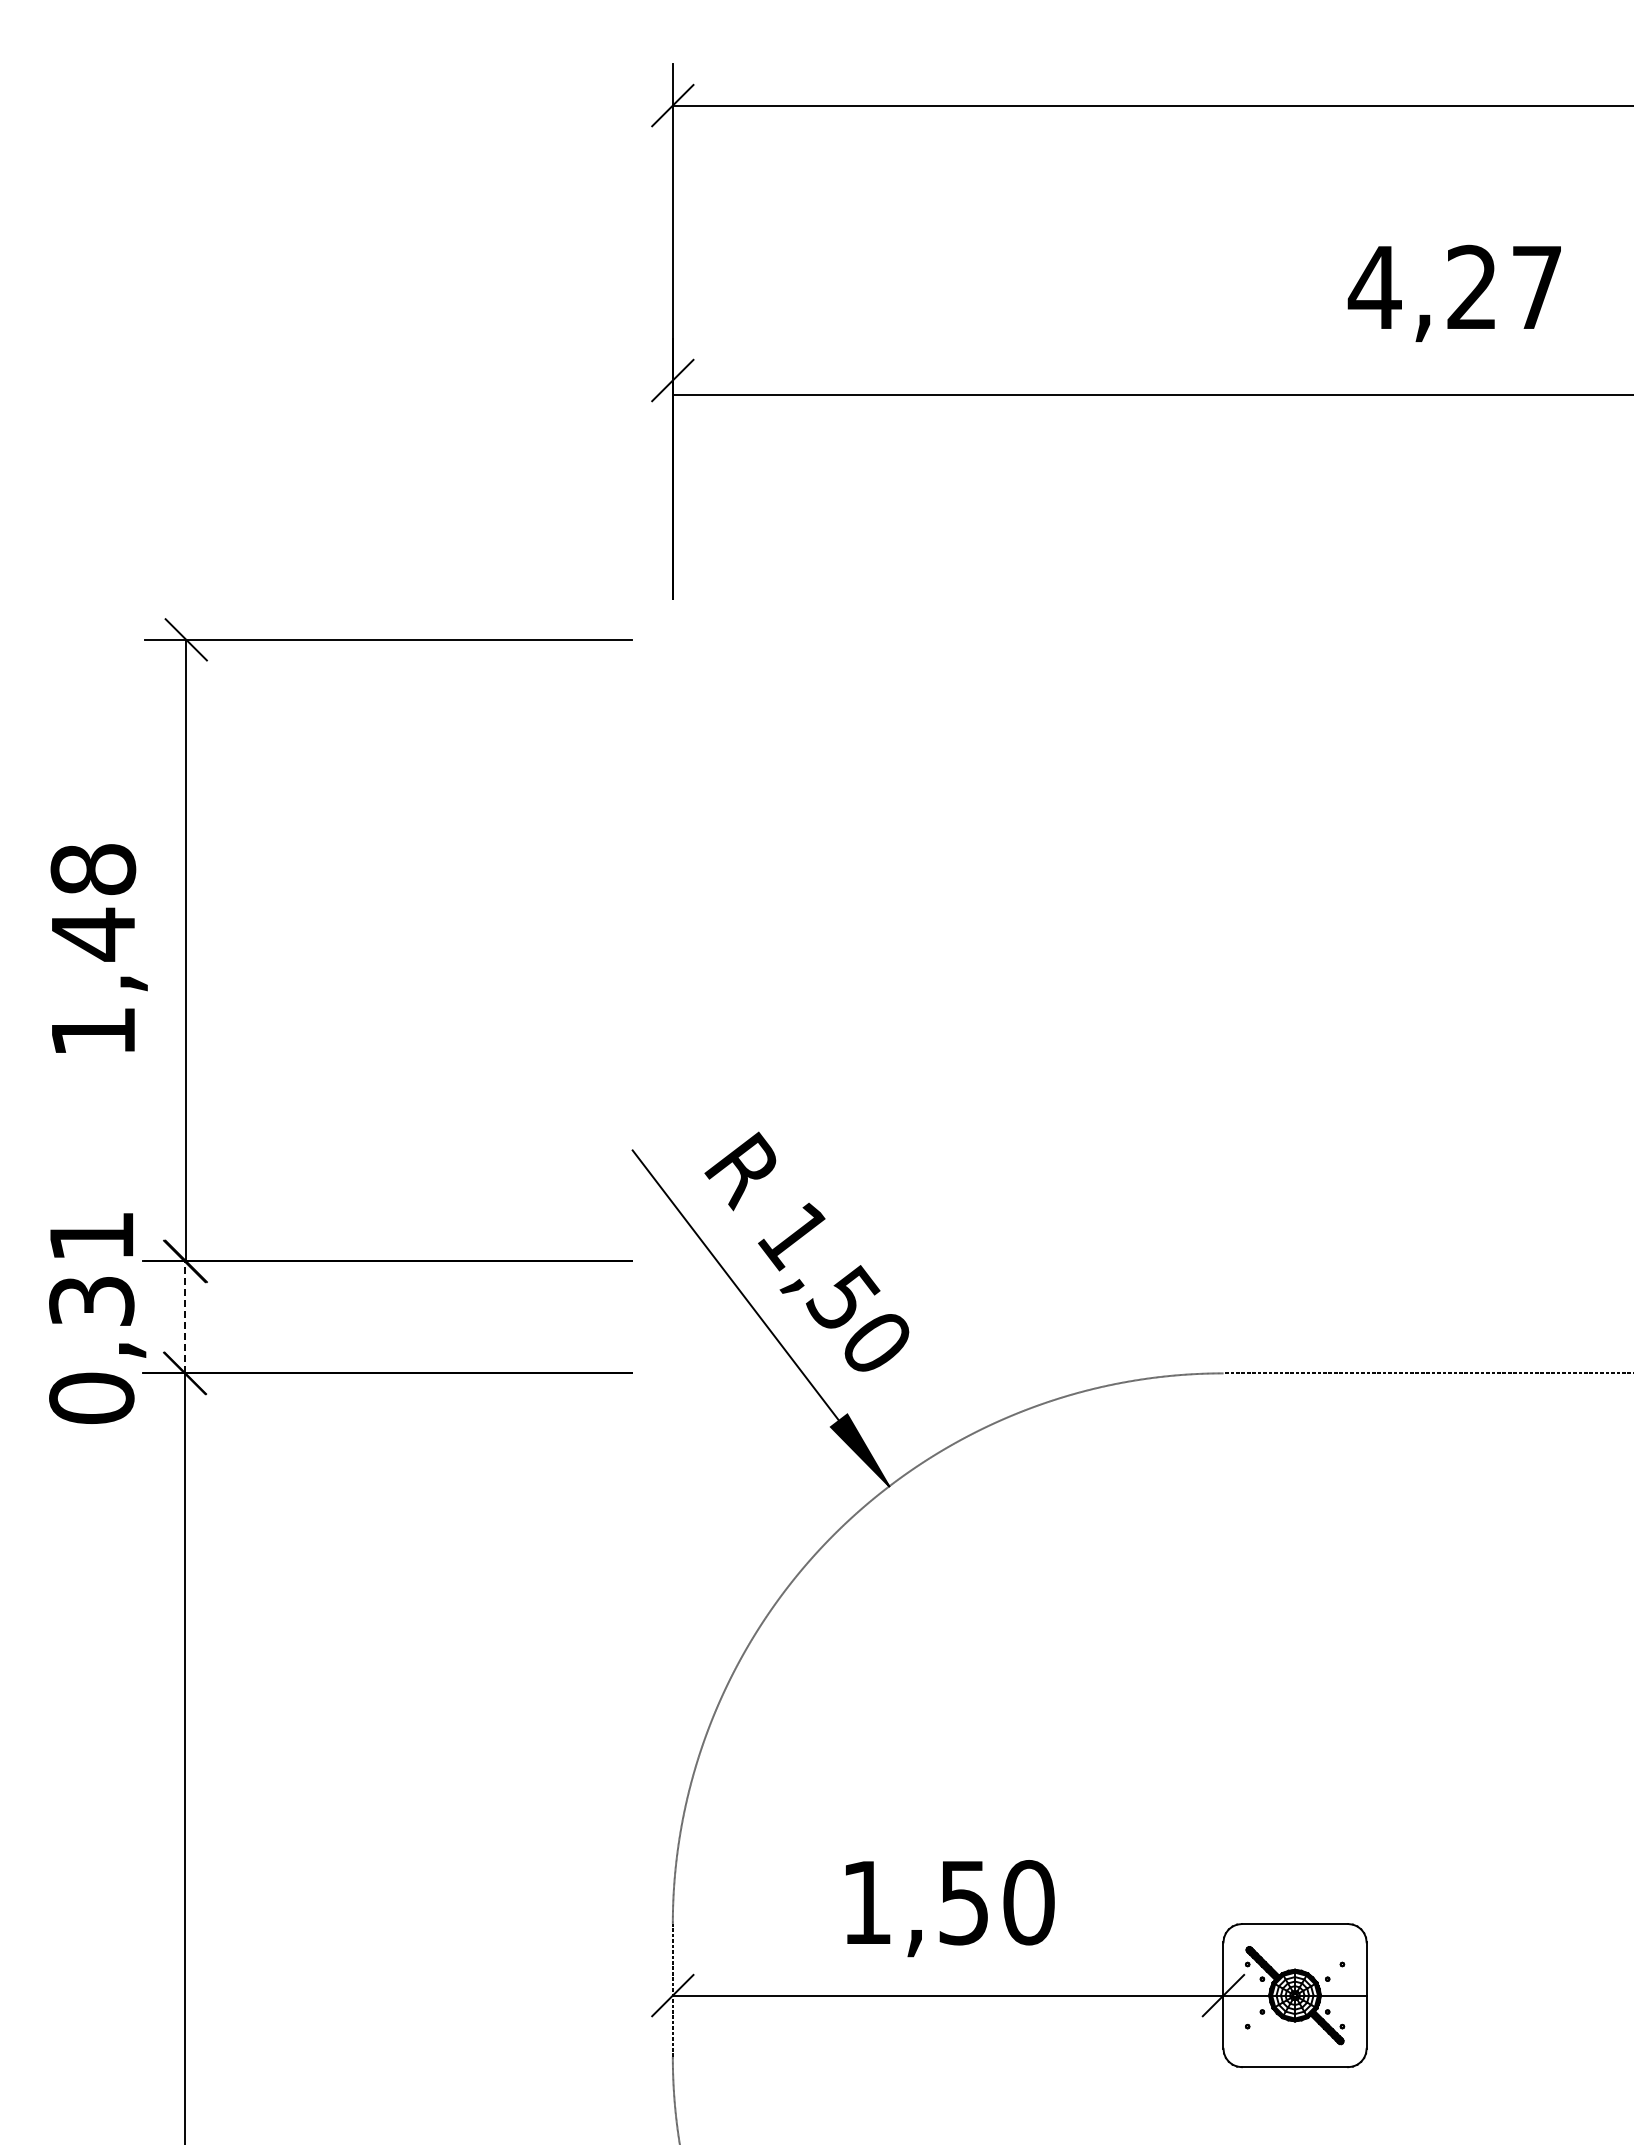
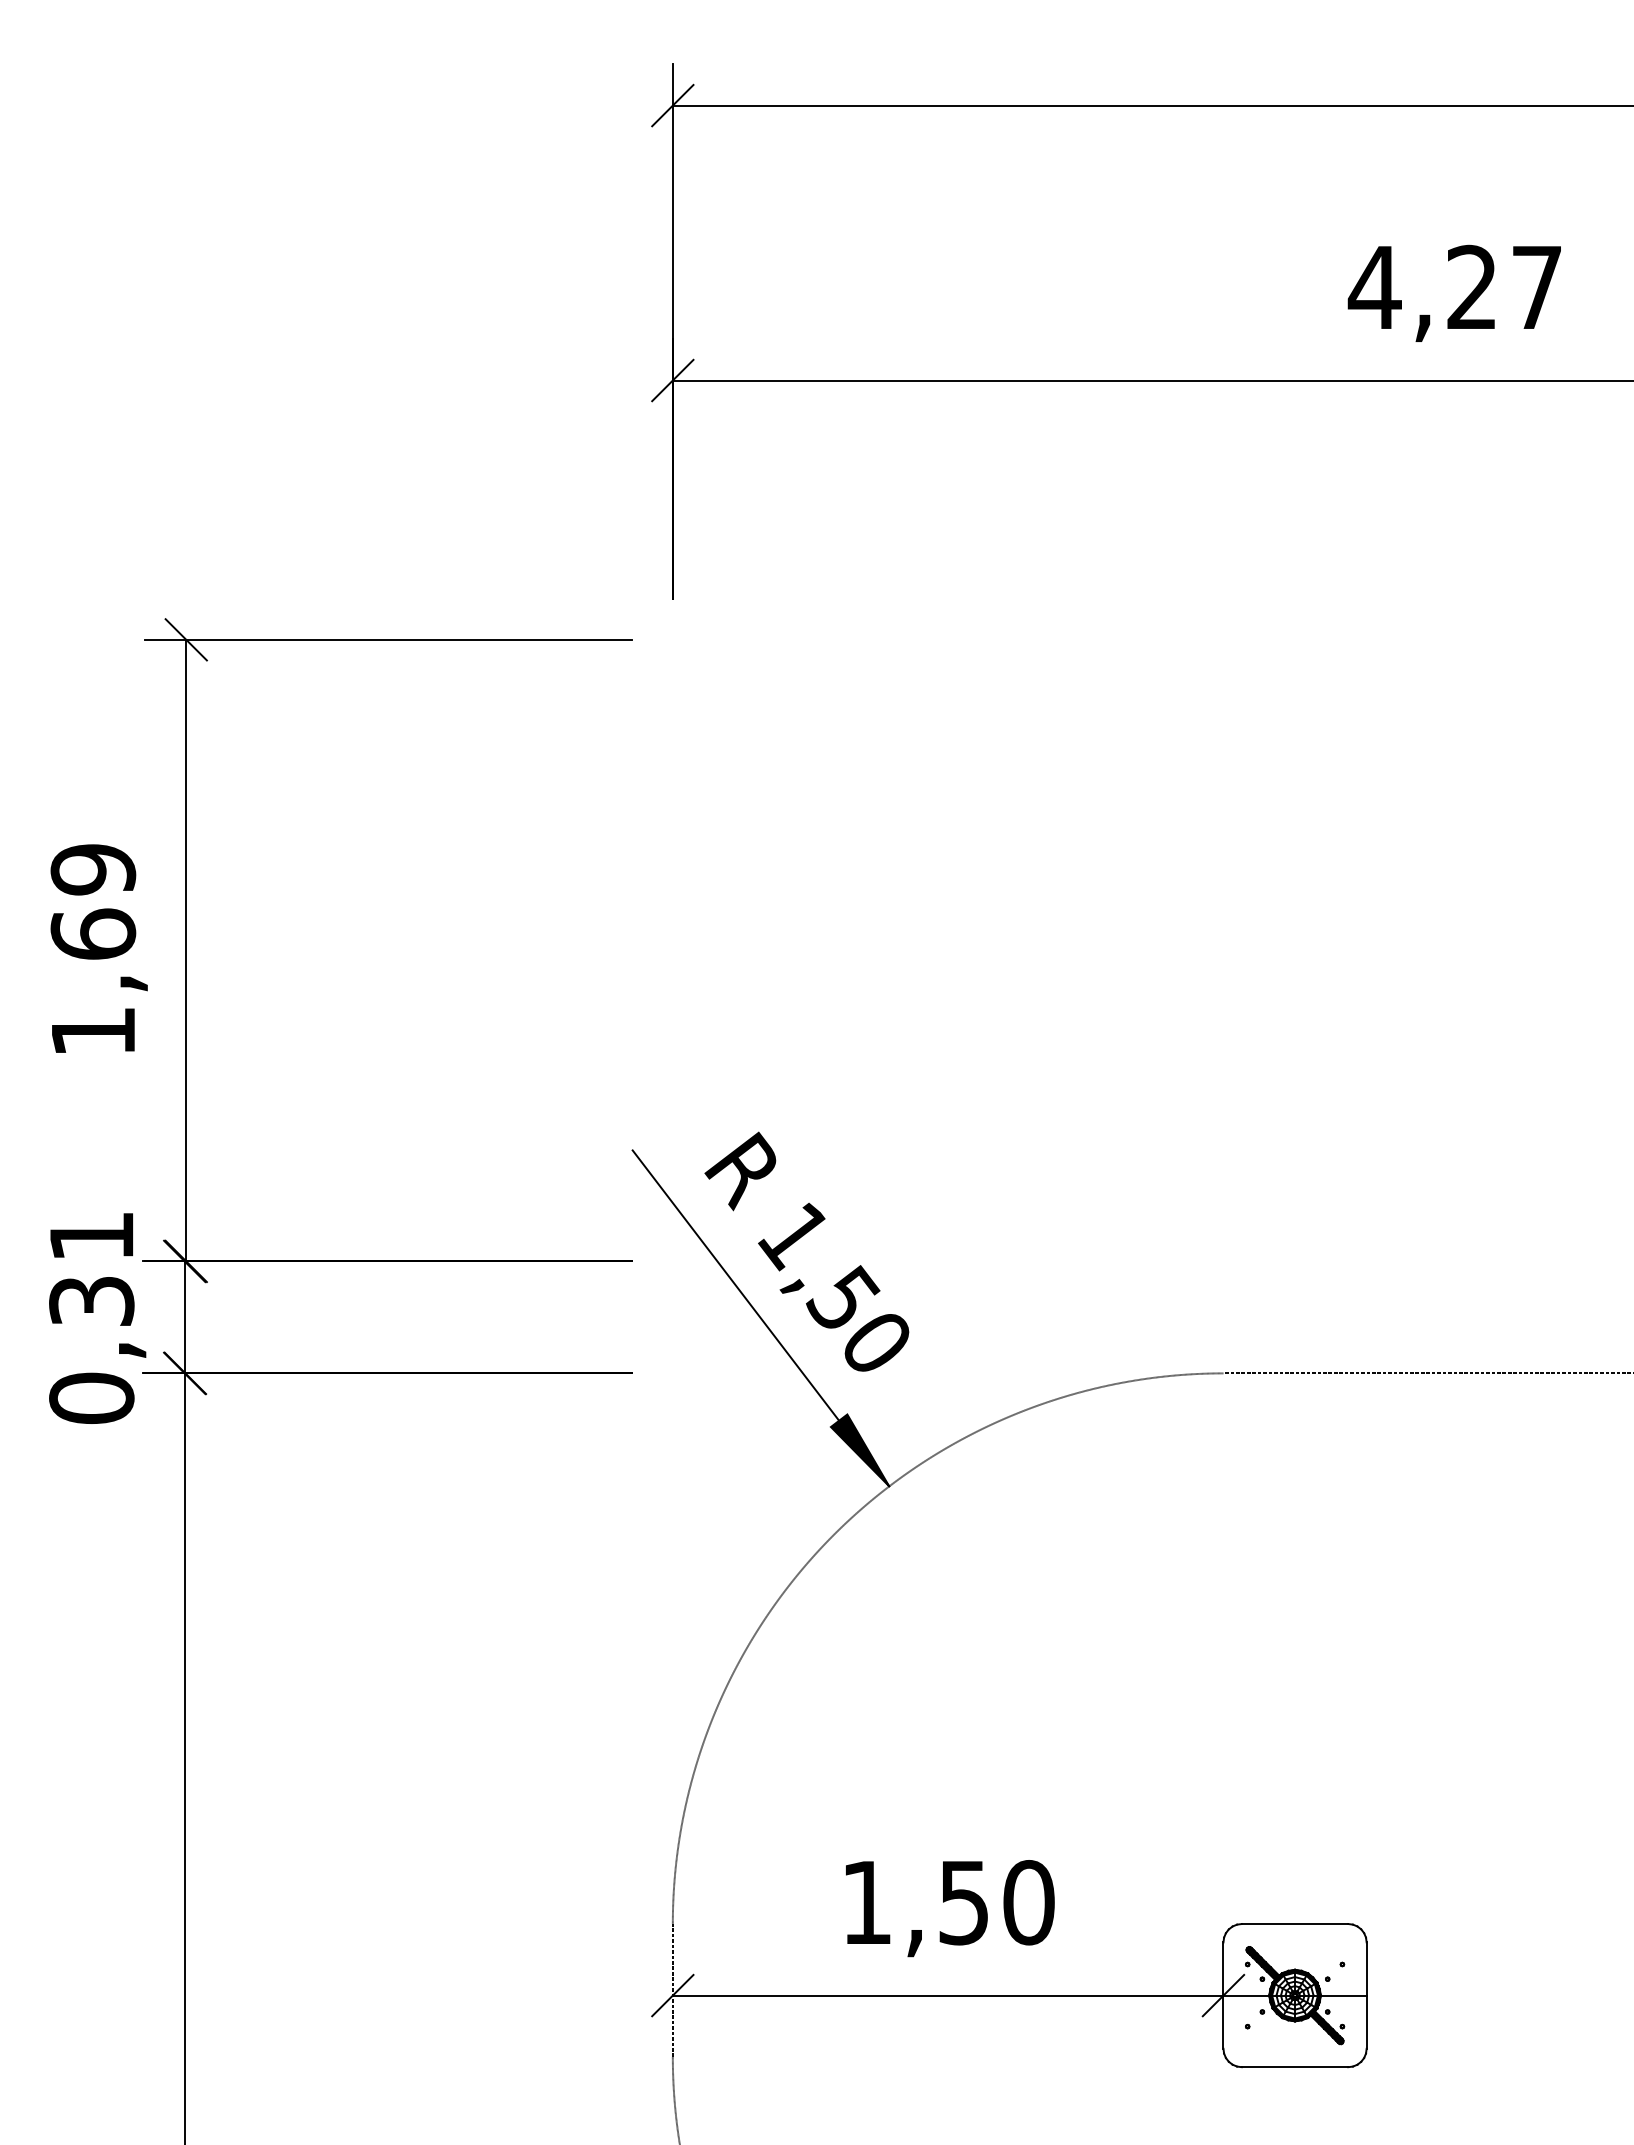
line position: (1151, 394) -> (1151, 380) (1151, 380)
text: 1,48 -> 1,69 (93, 902)
line: dashed -> solid (184, 1317)
